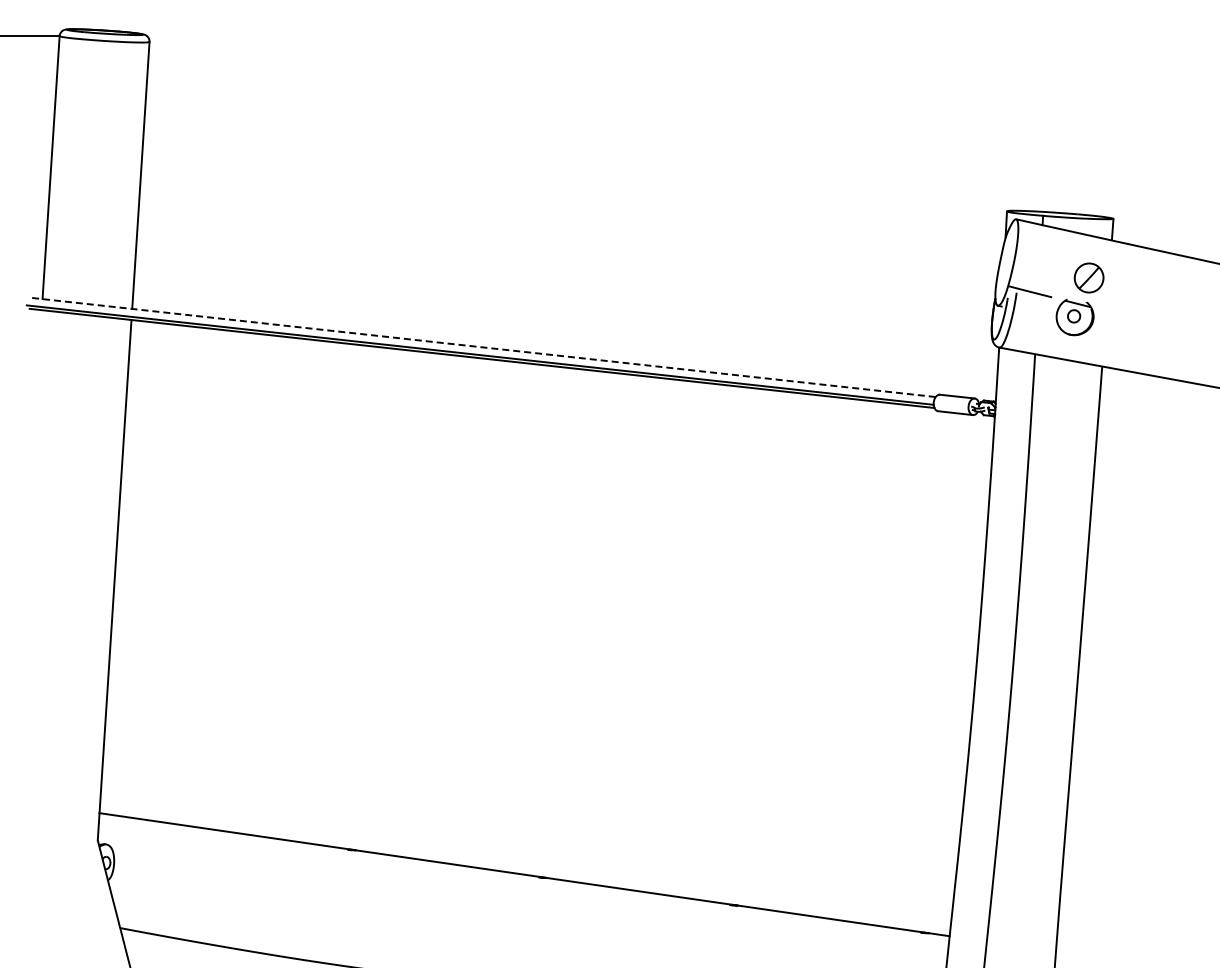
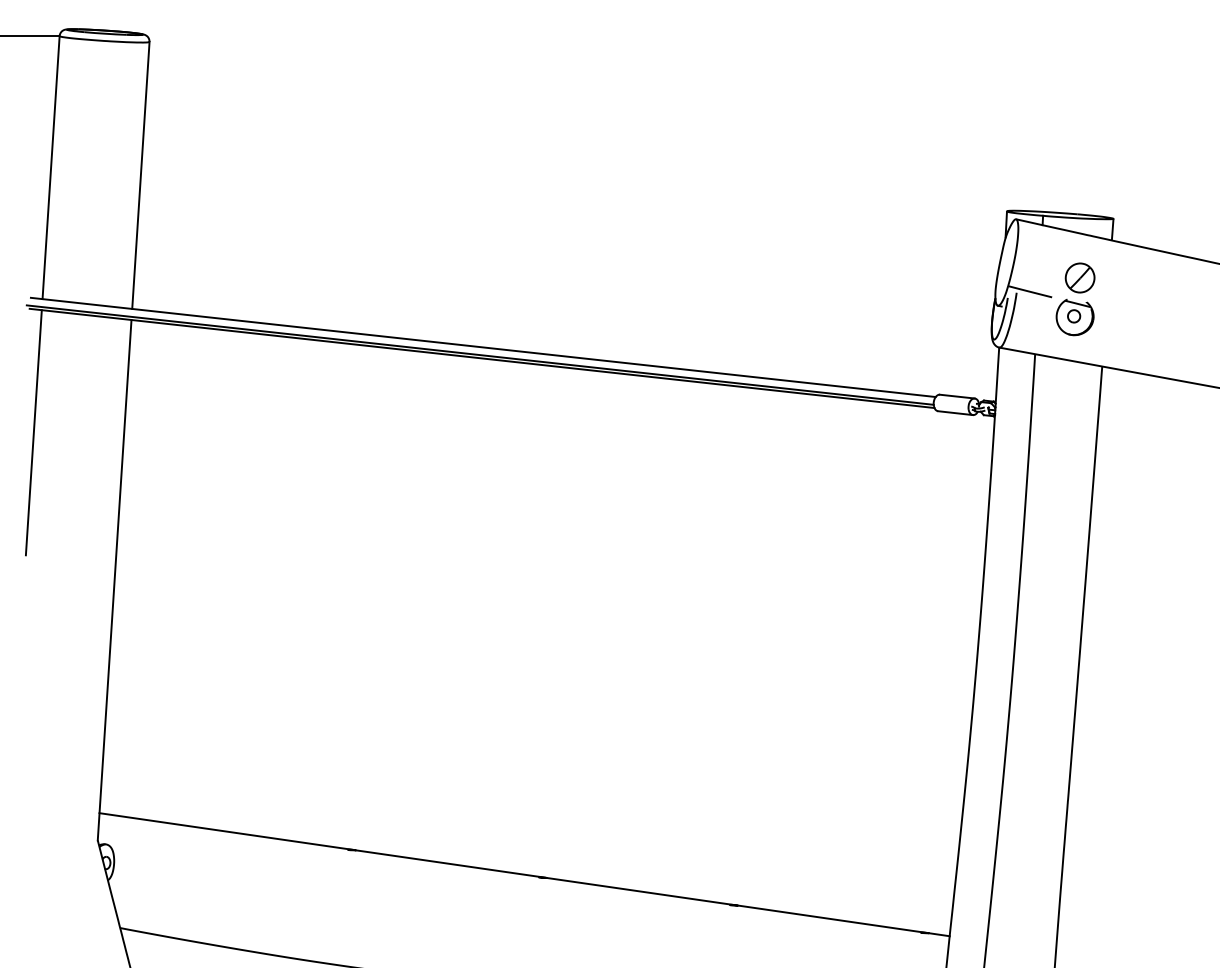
part position: (1088, 277) -> (1079, 277) (1079, 277)
line: dashed -> solid (482, 347)
line: none -> present (33, 432)
